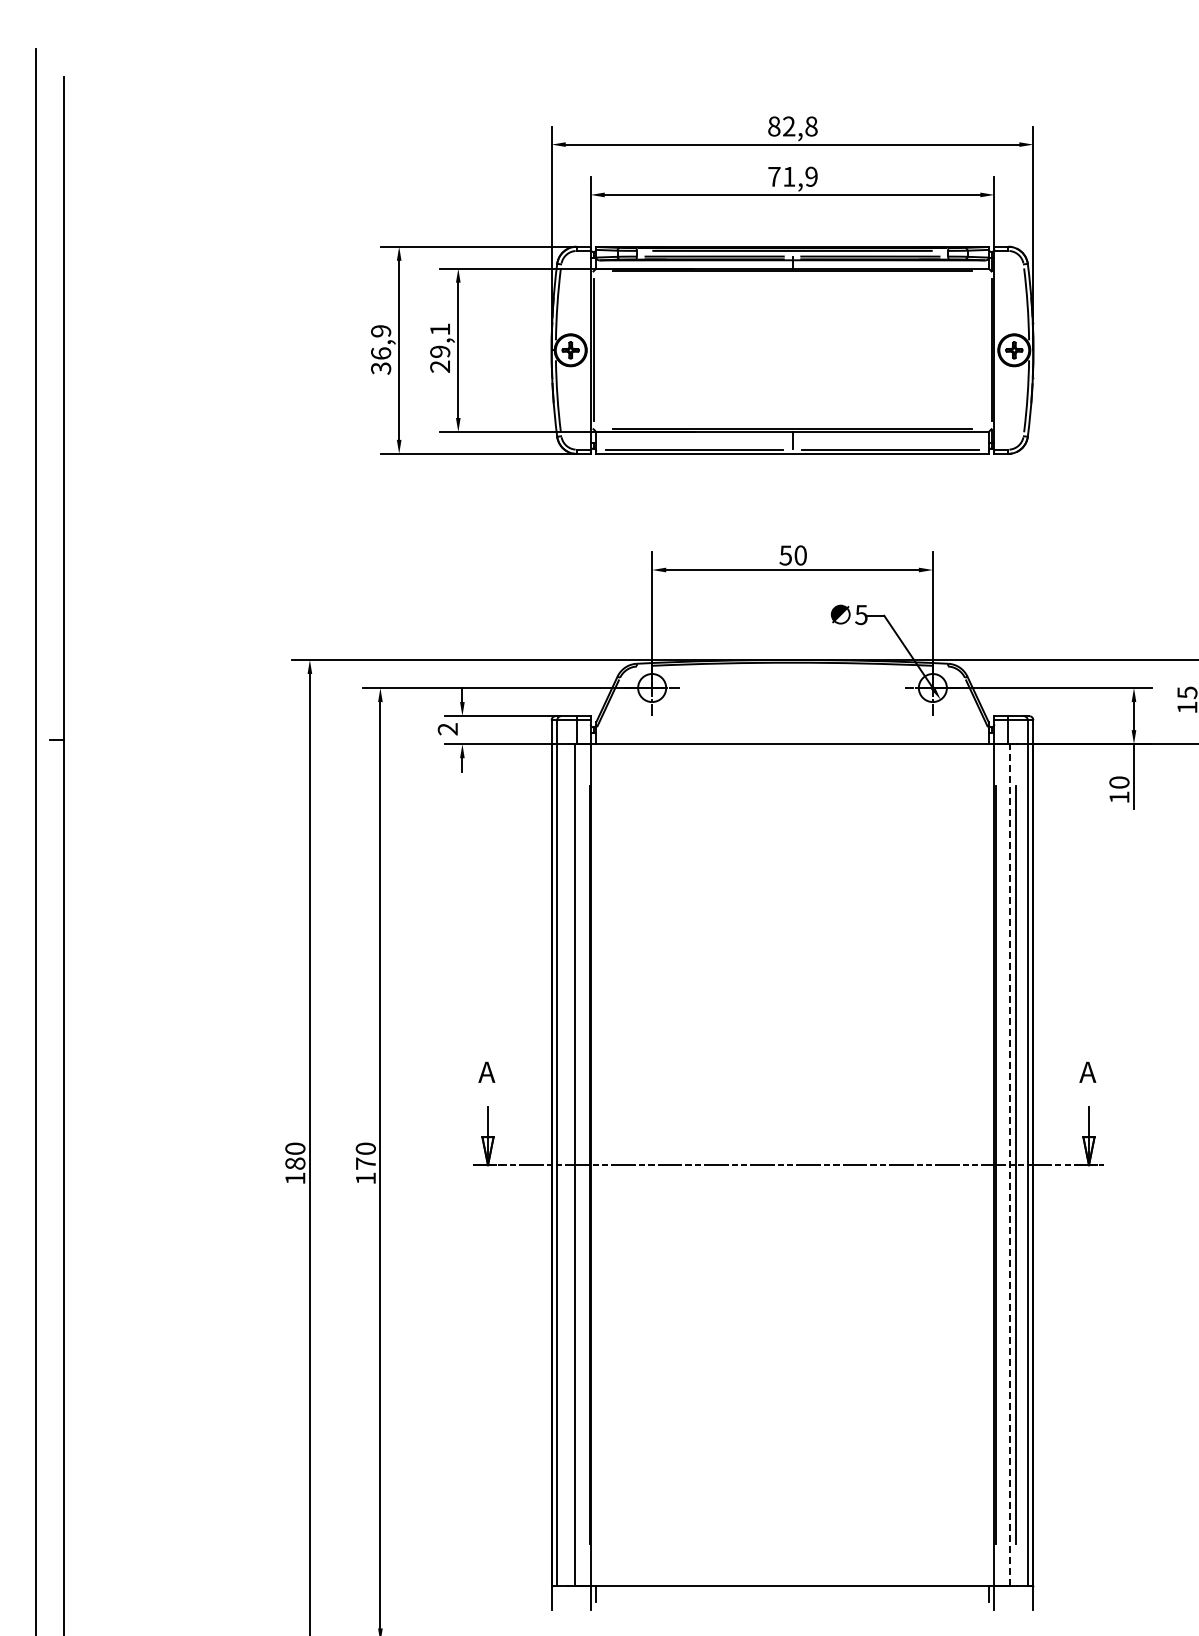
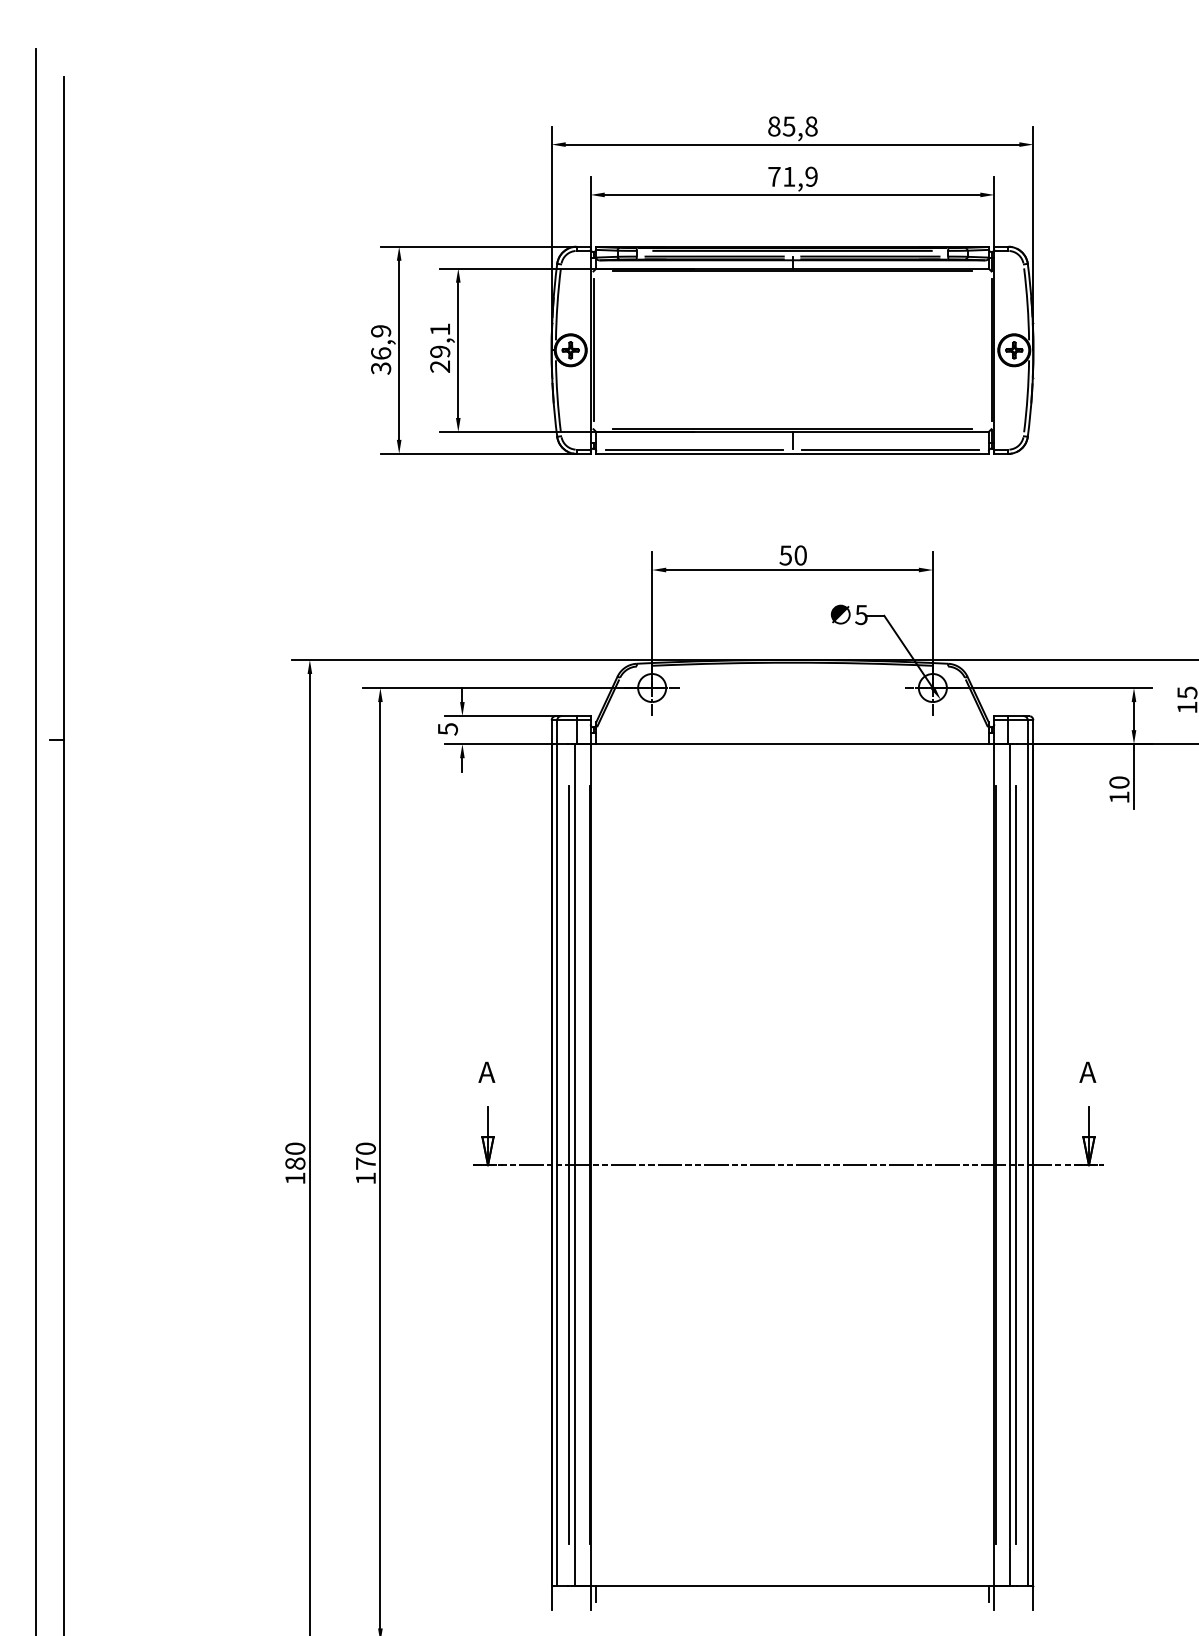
text: 82,8 -> 85,8 (788, 126)
text: 2 -> 5 (447, 729)
line: dashed -> solid (1009, 1164)
line: none -> present (568, 1165)
